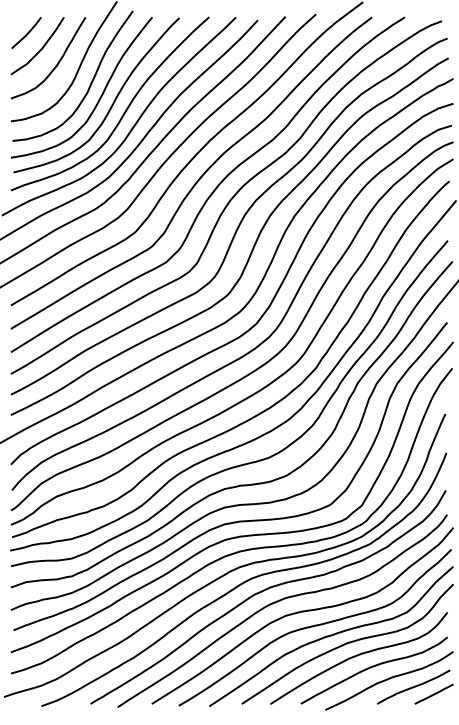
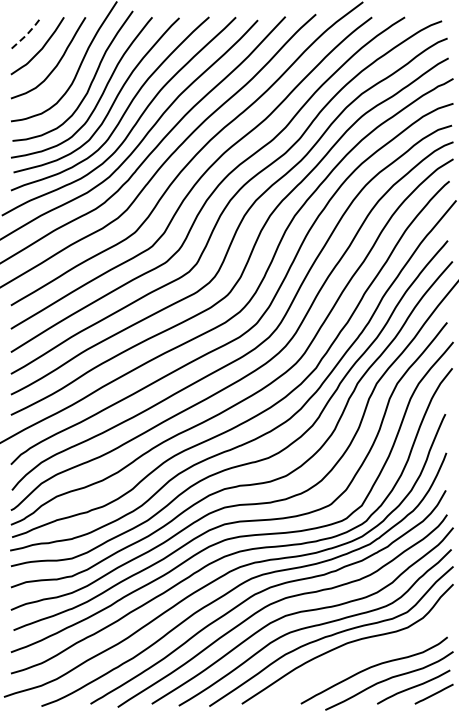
line: solid -> dashed (27, 34)
curve: present -> none (357, 656)
